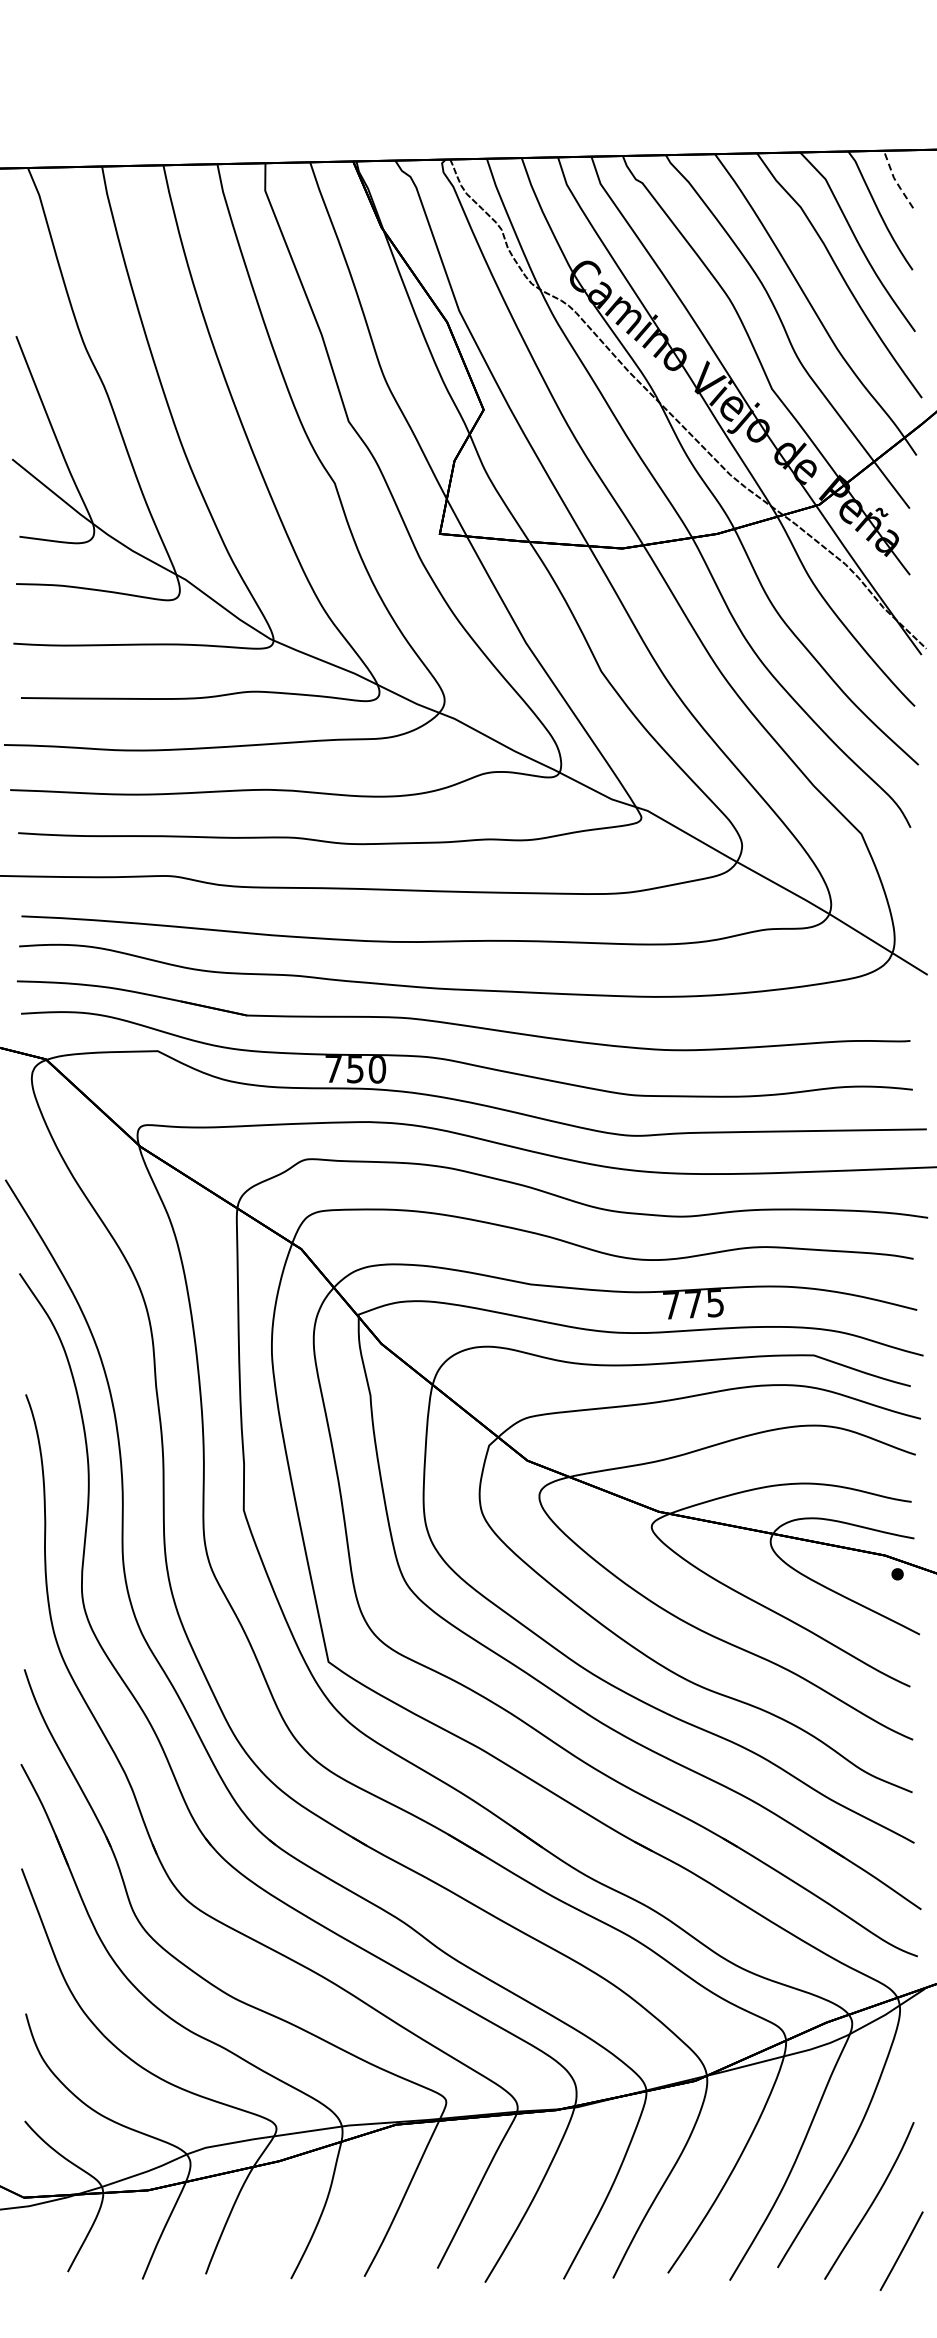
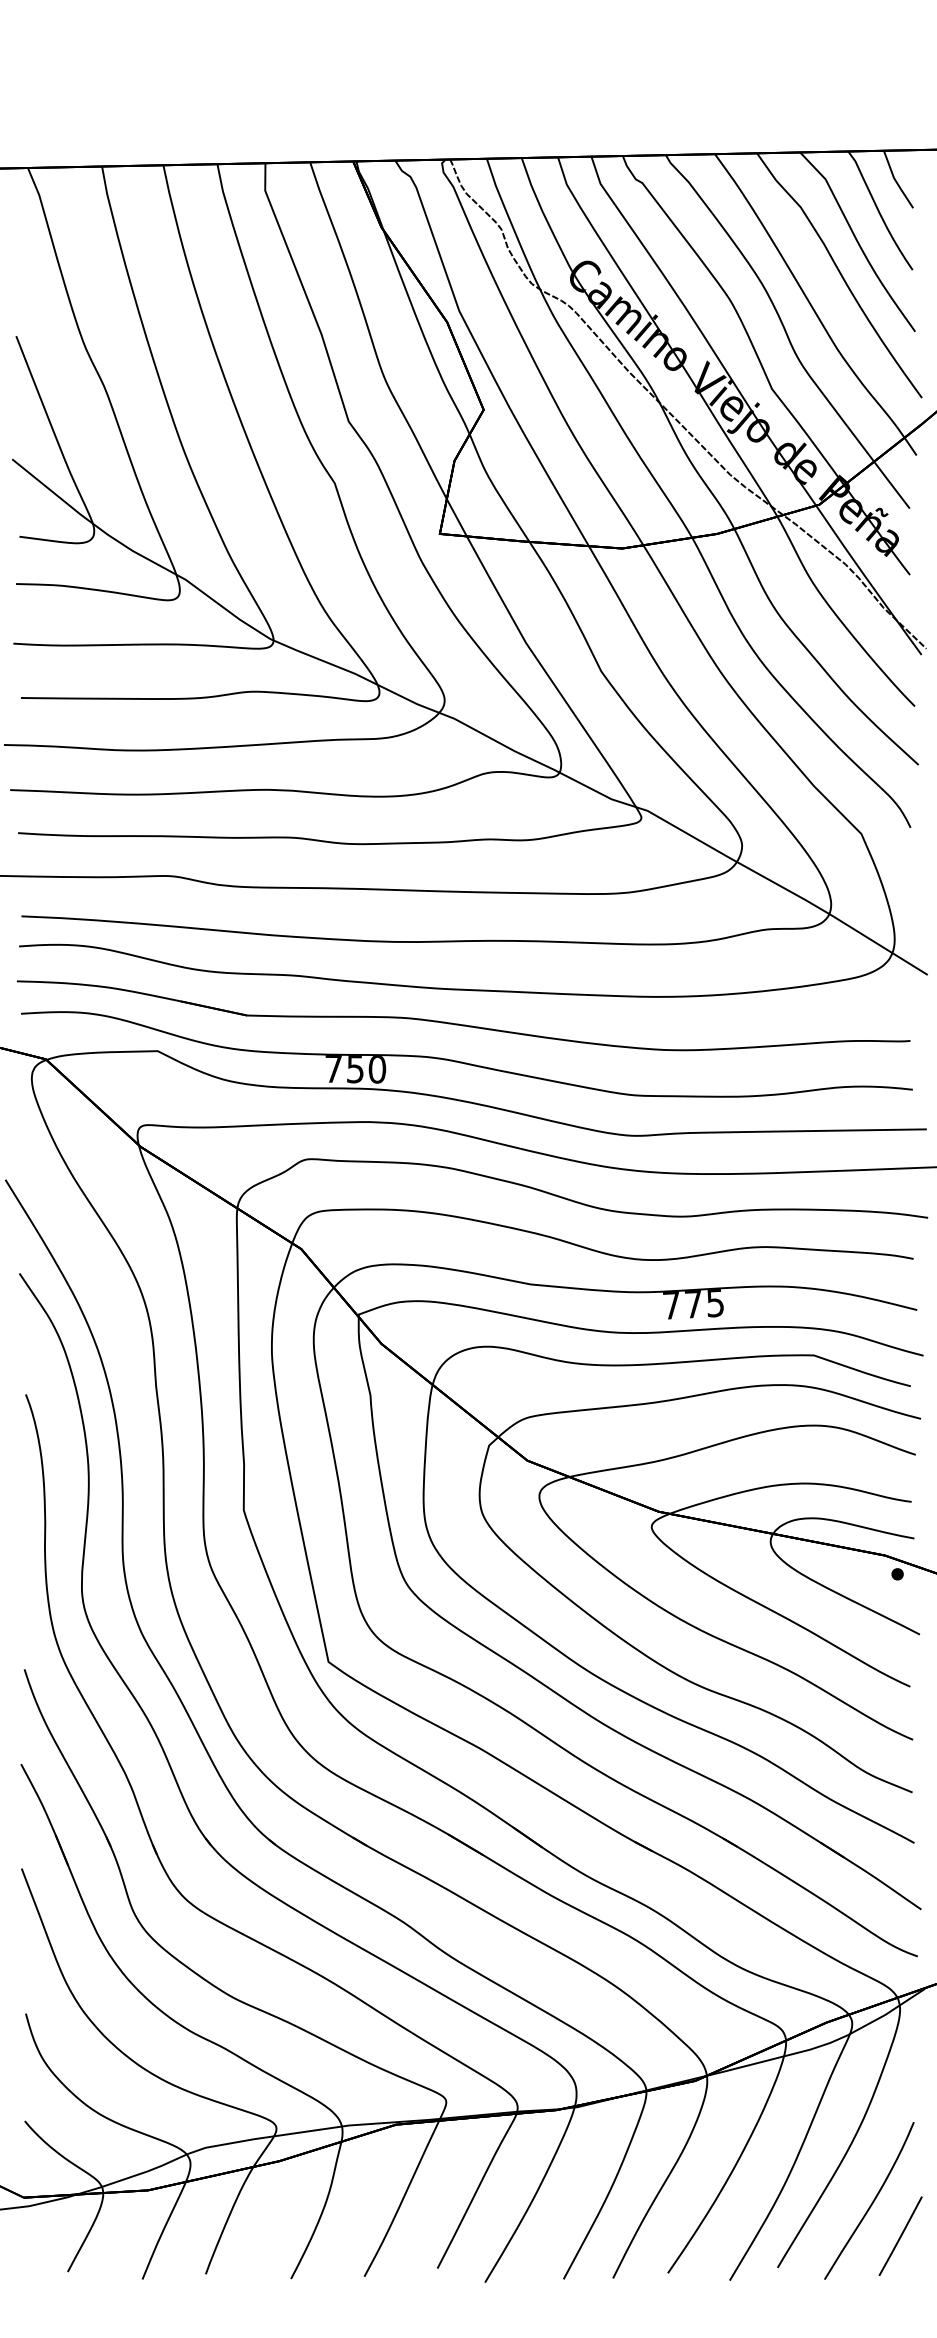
line: dashed -> solid (895, 180)
line position: (901, 2250) -> (900, 2235) (900, 2235)
